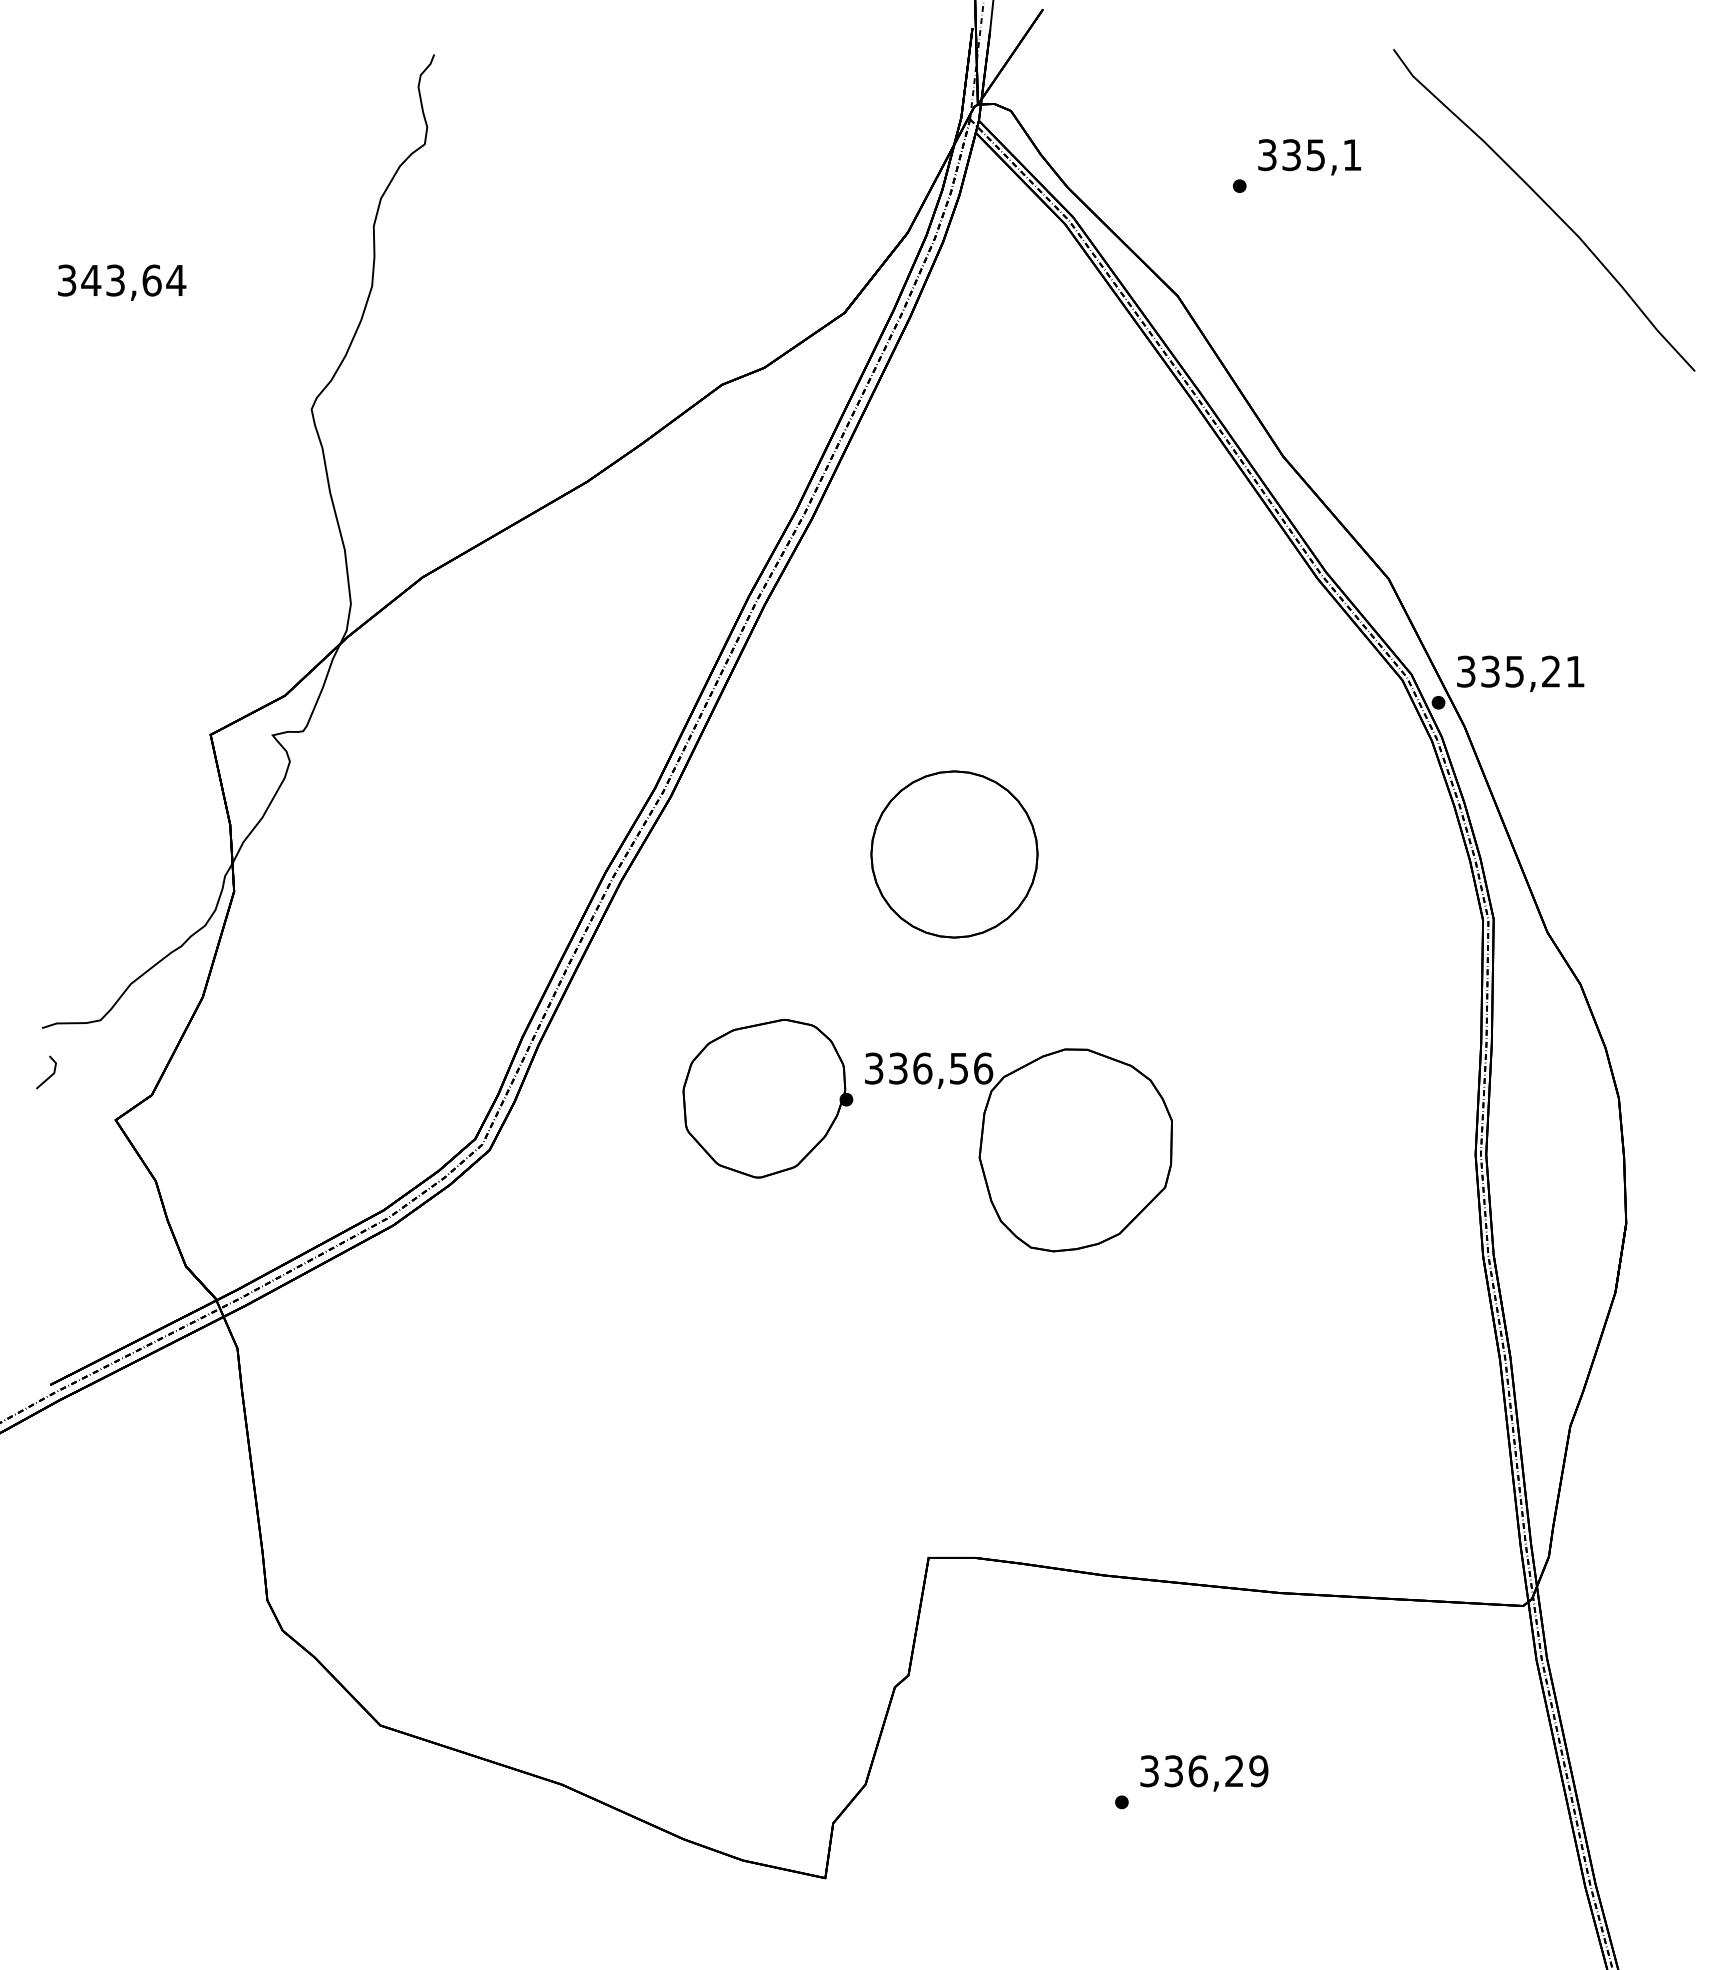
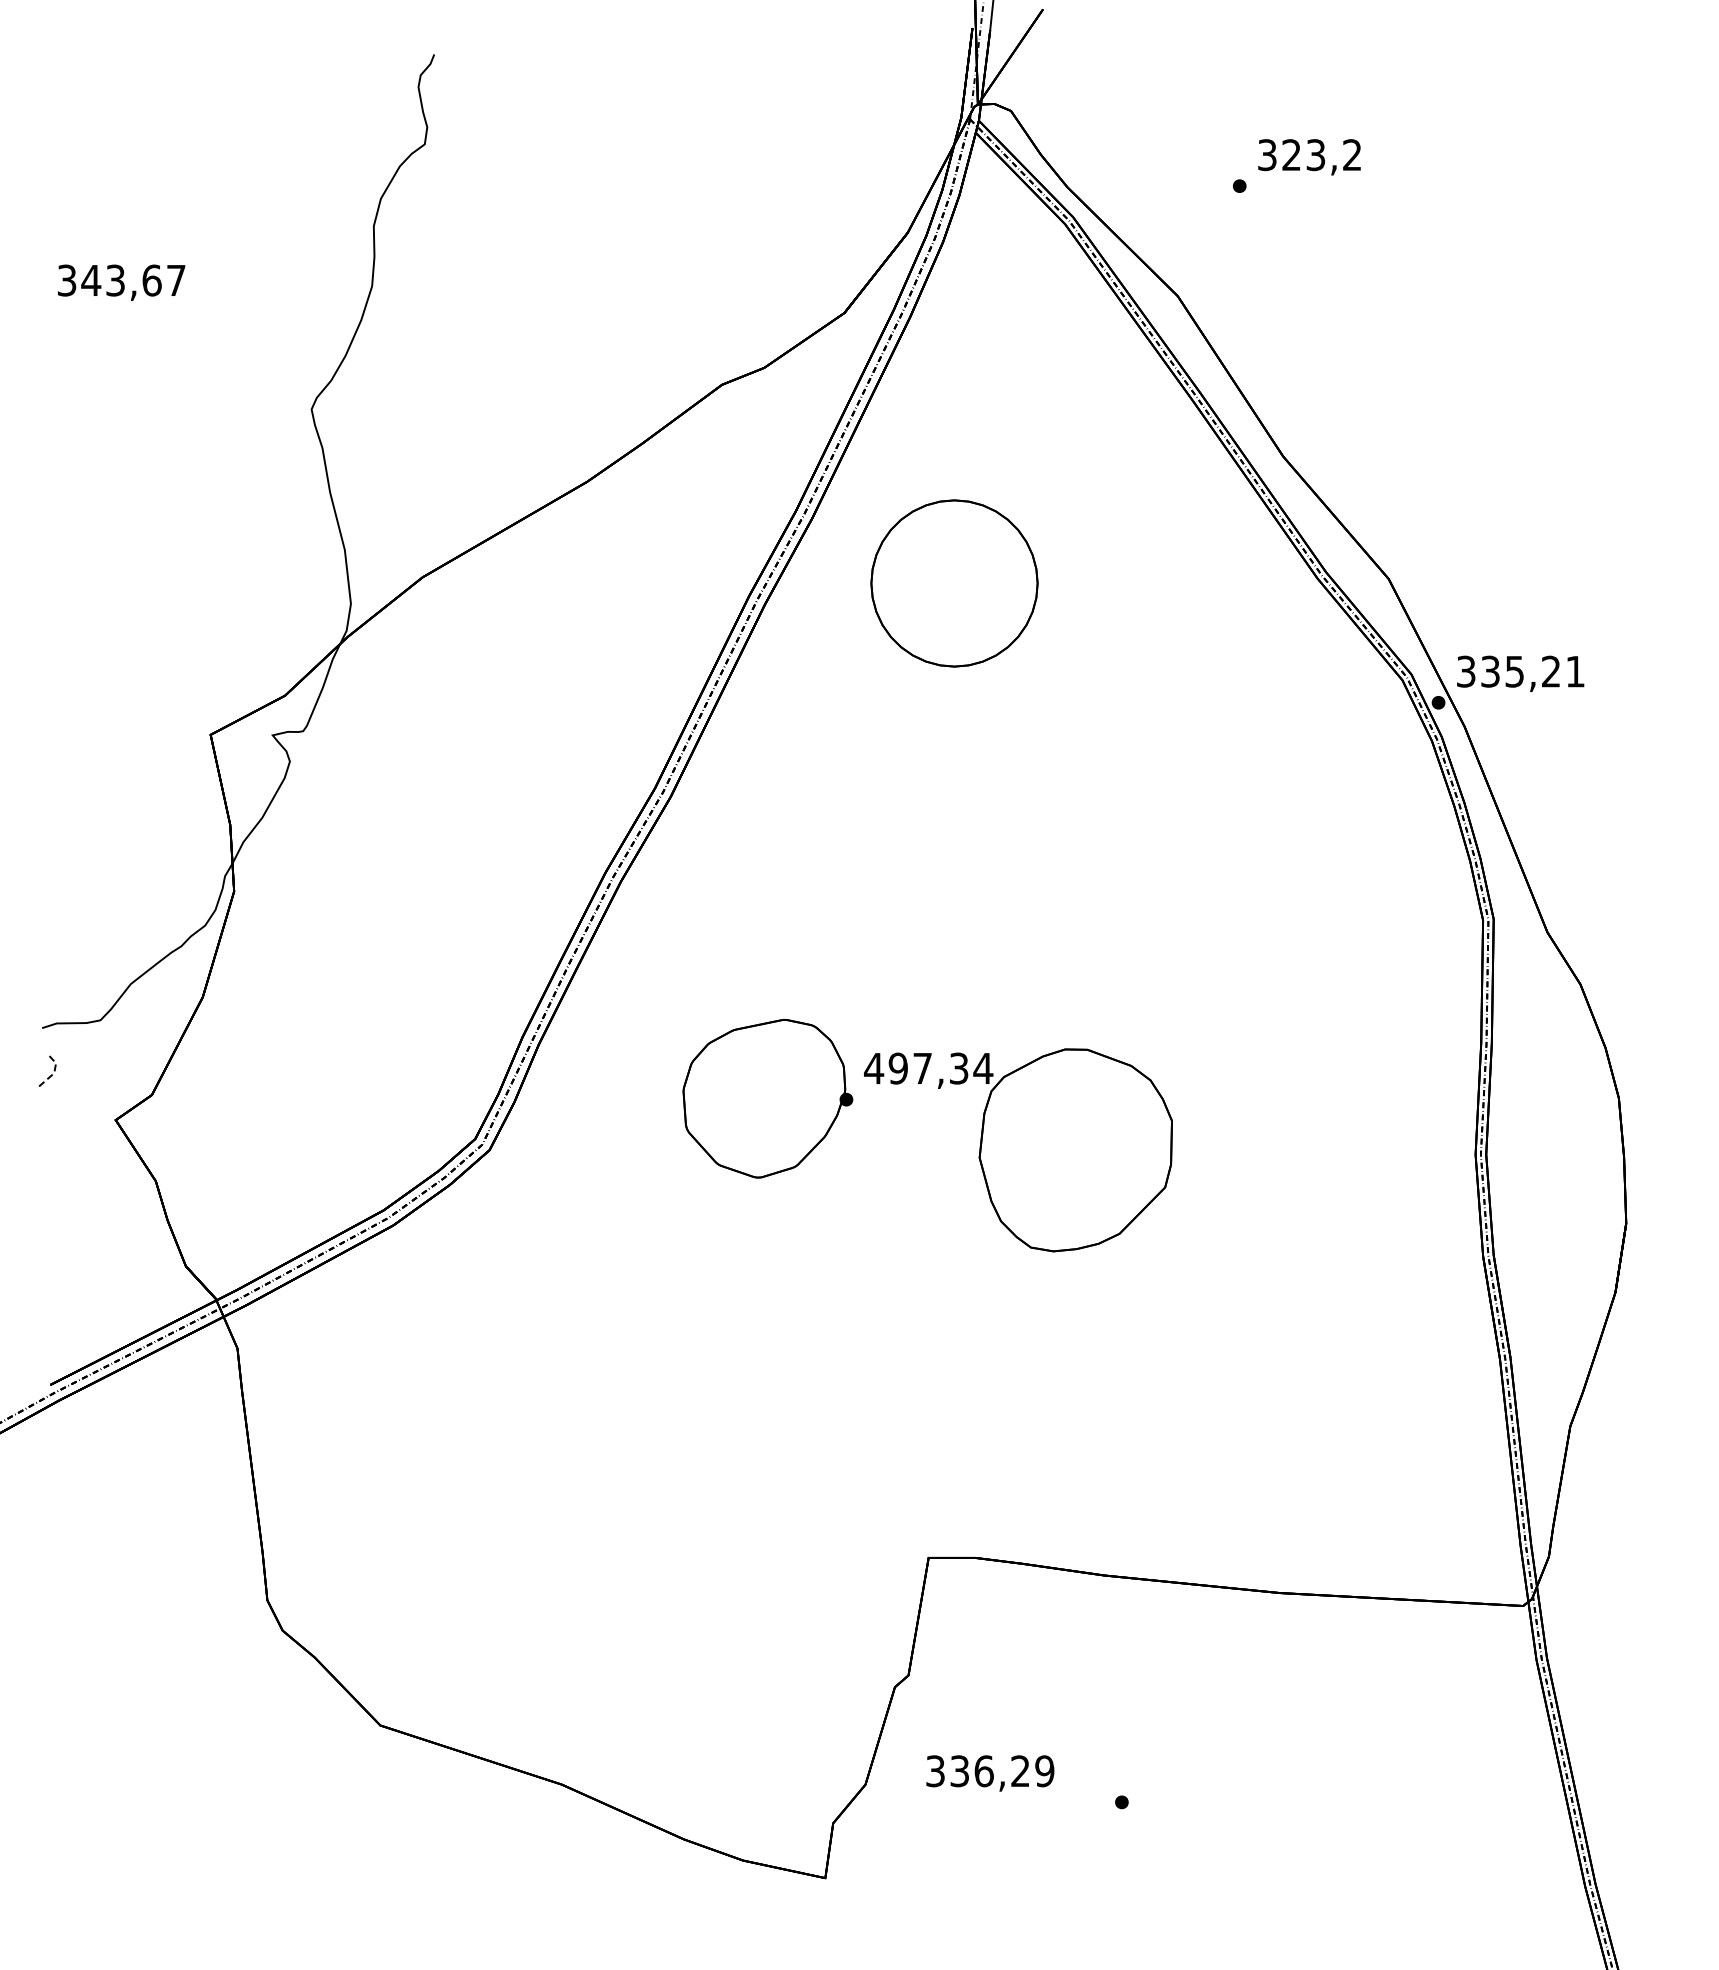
text: 335,1 -> 323,2 (1321, 155)
curve: present -> none (1547, 206)
text: 343,64 -> 343,67 (176, 280)
part position: (954, 854) -> (954, 583) (954, 583)
text: 336,56 -> 497,34 (928, 1068)
line: solid -> dashed (53, 1073)
text position: (1204, 1773) -> (990, 1773) (990, 1773)
